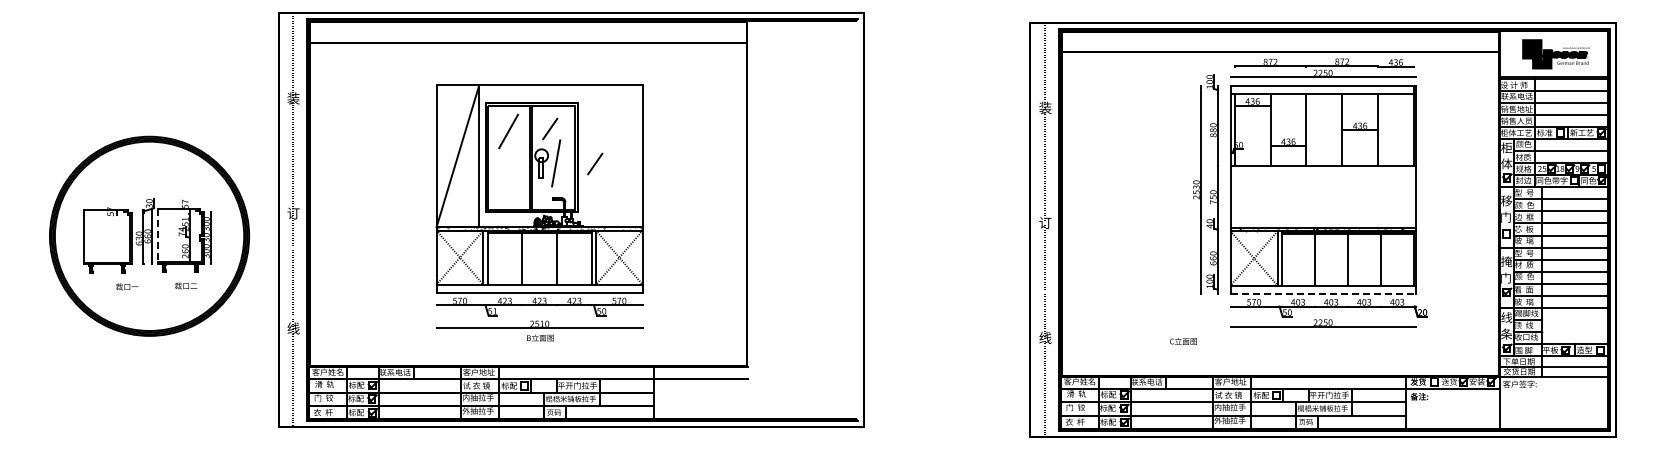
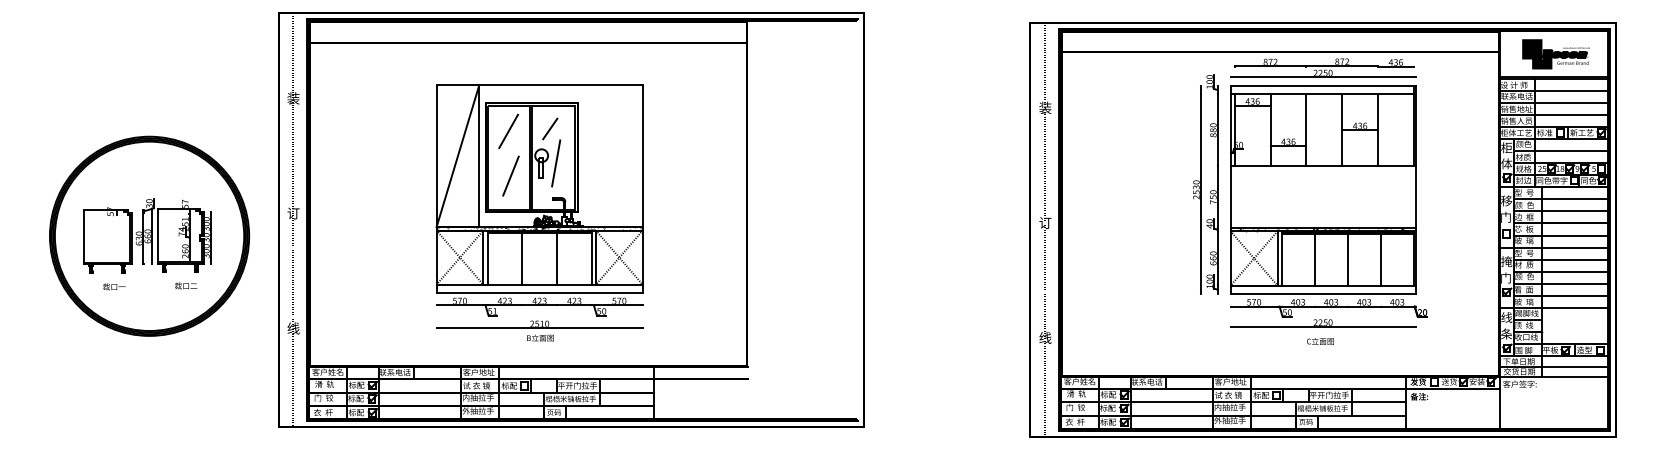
line: present -> none (595, 163)
line: none -> present (510, 175)
line: dashed -> solid (157, 236)
text position: (127, 286) -> (114, 286) (114, 286)
line: dashed -> solid (1323, 293)
text position: (1183, 341) -> (1320, 341) (1320, 341)
